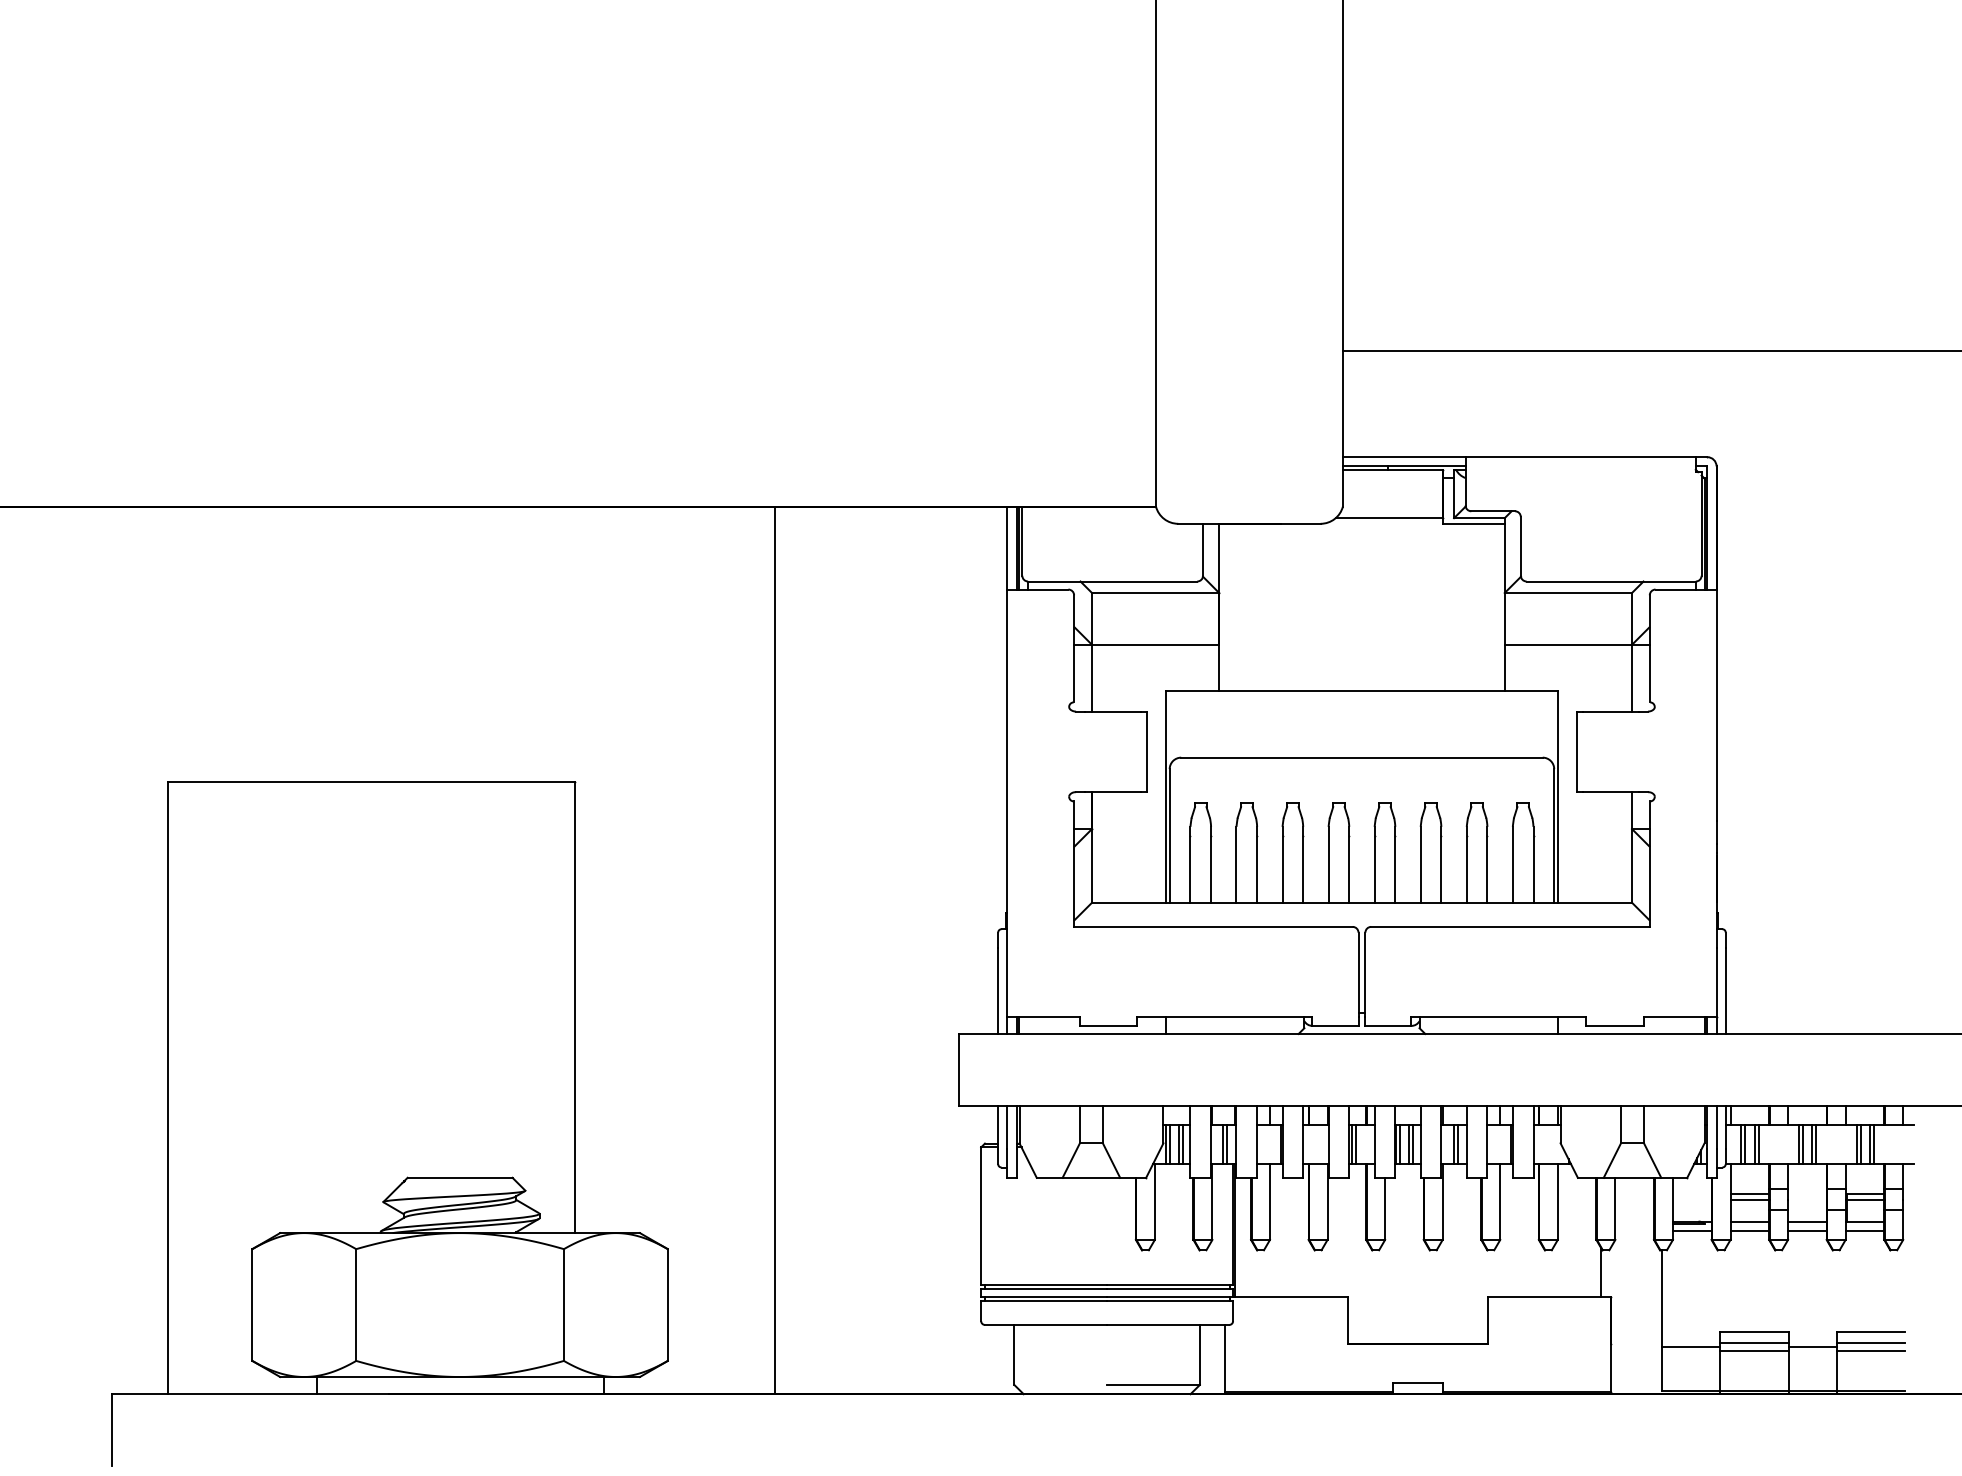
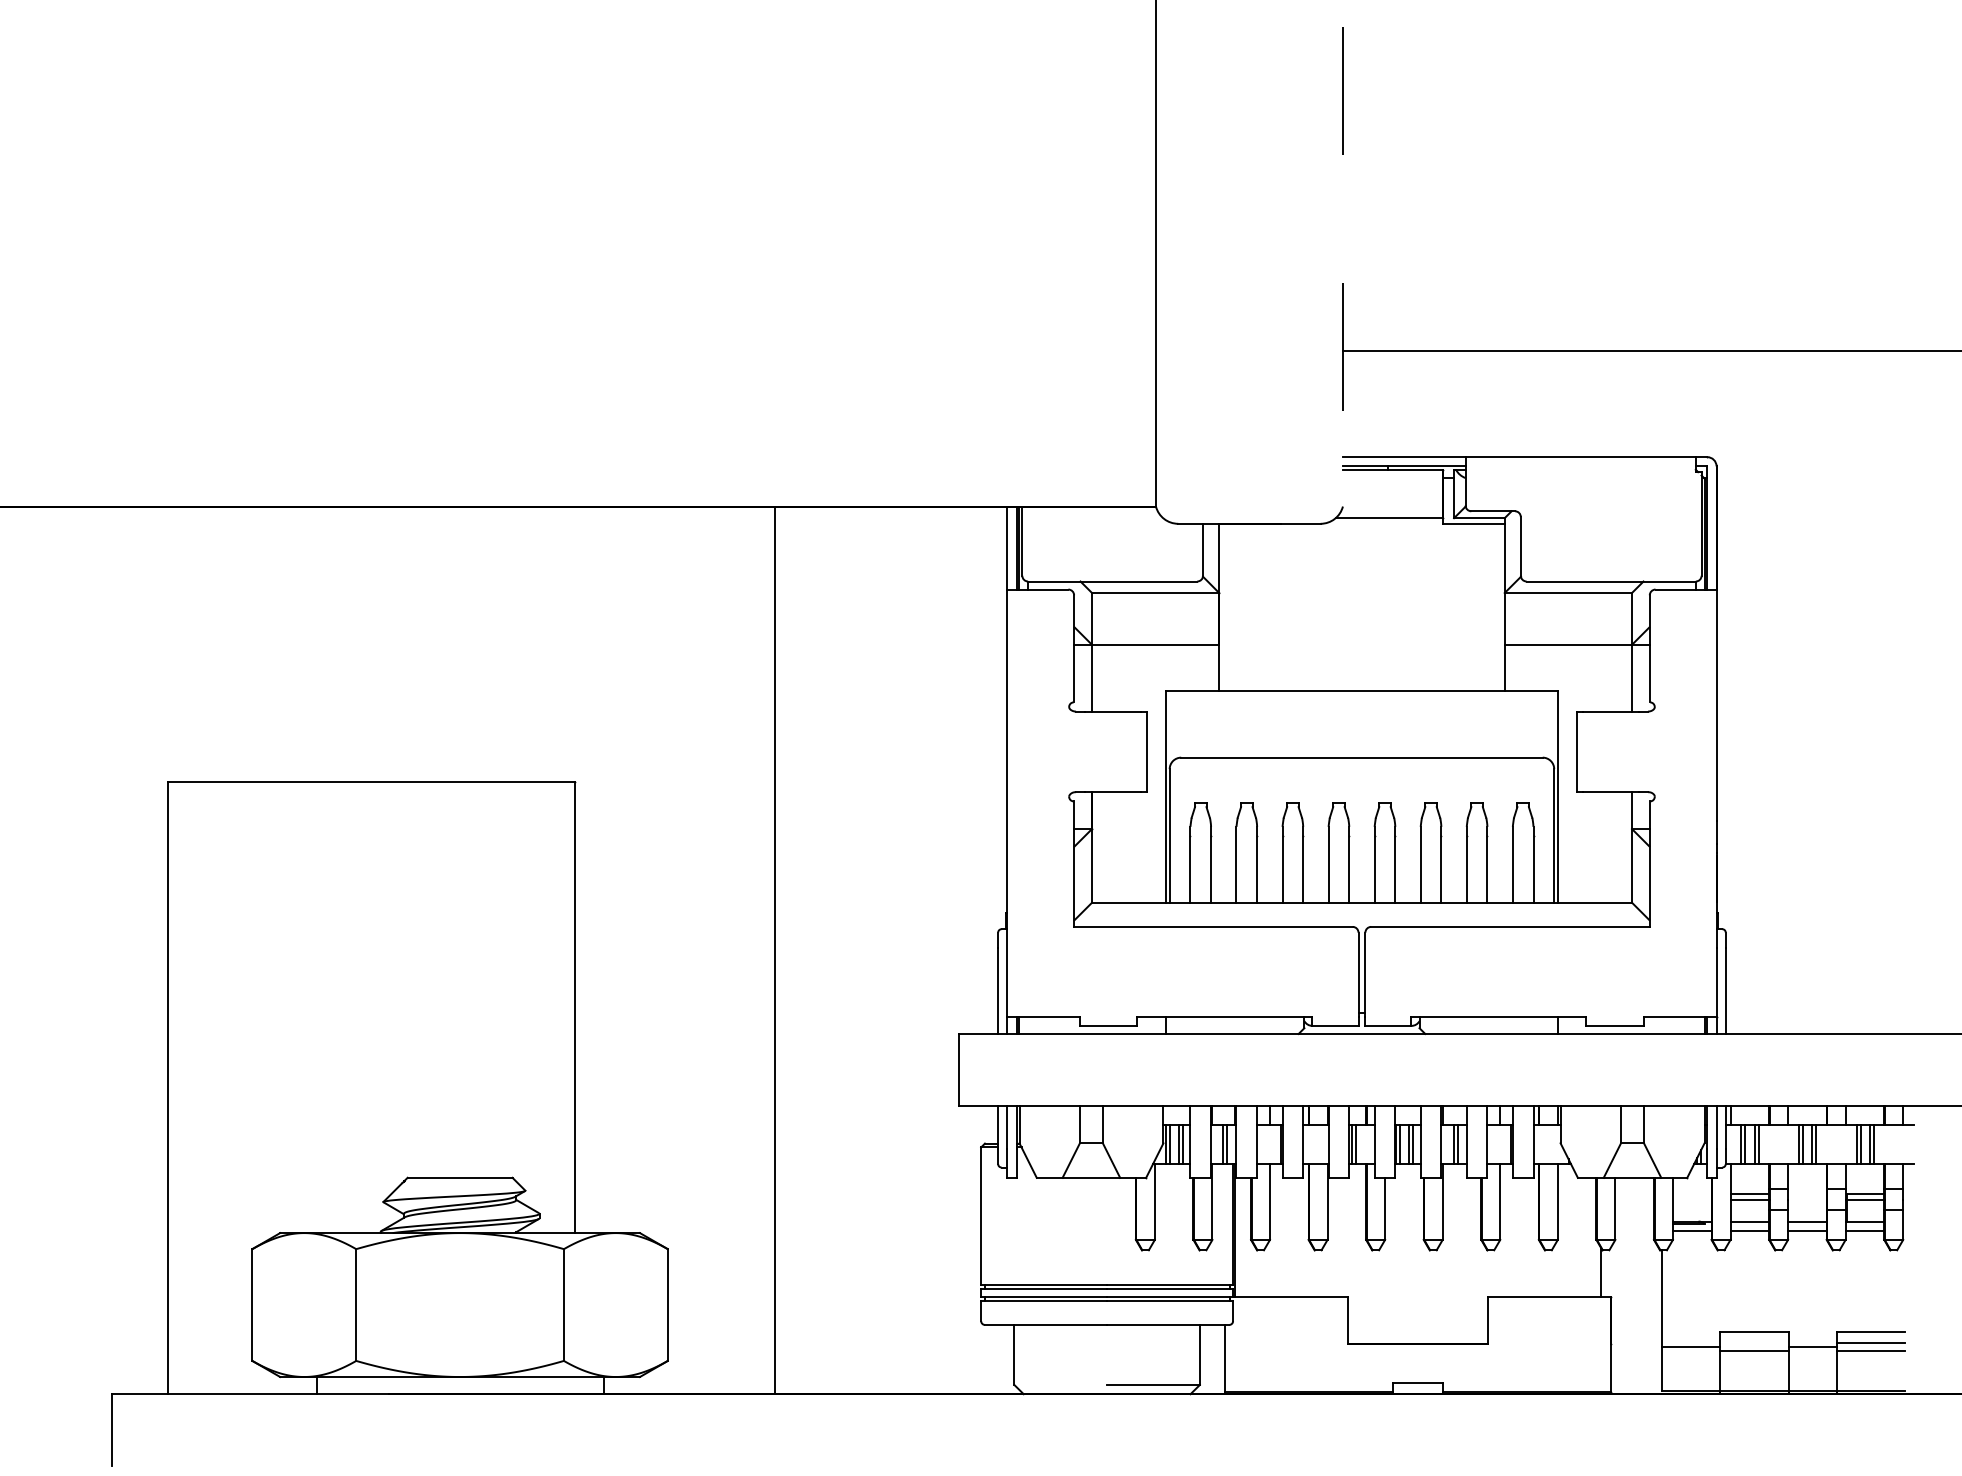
line: solid -> dashed (1342, 253)
line: present -> none (1754, 1343)
